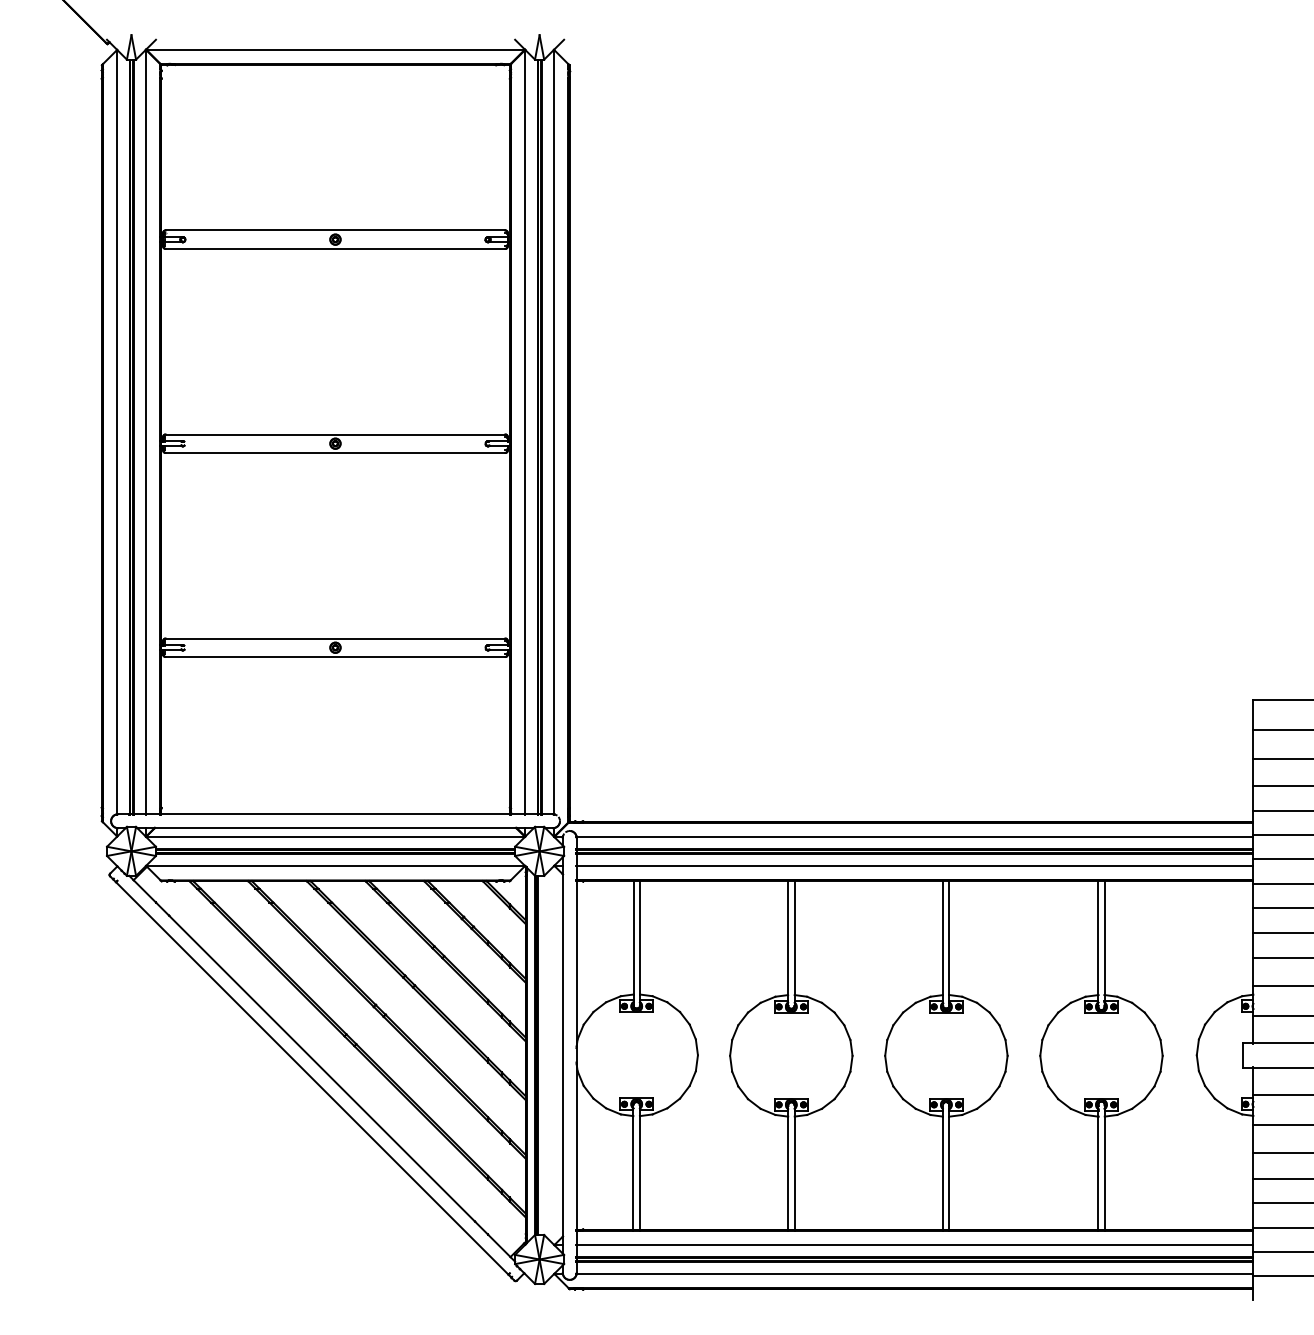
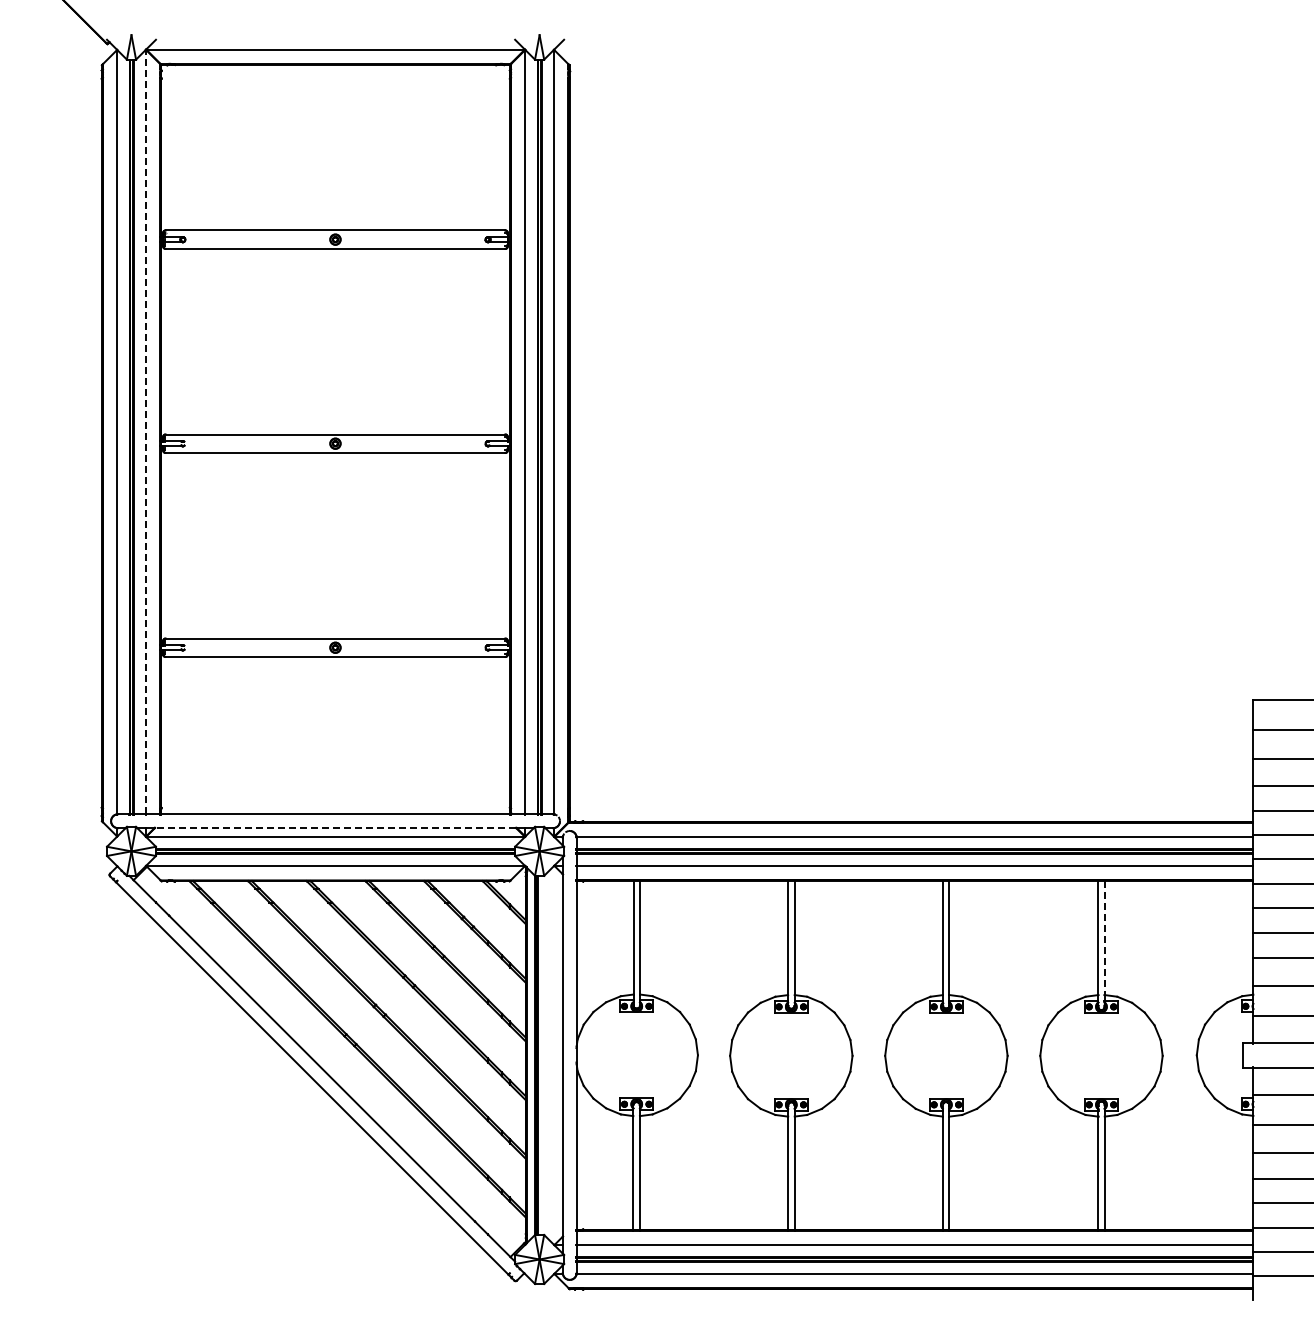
line: solid -> dashed (146, 431)
line: solid -> dashed (335, 828)
line: solid -> dashed (1104, 938)
